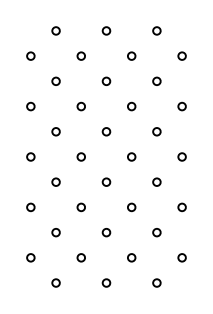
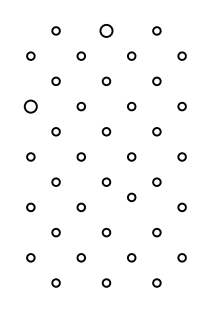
circle size: 11x10 px -> 15x14 px (106, 30)
circle size: 10x11 px -> 15x15 px (30, 106)
circle position: (131, 207) -> (131, 197) (131, 197)
